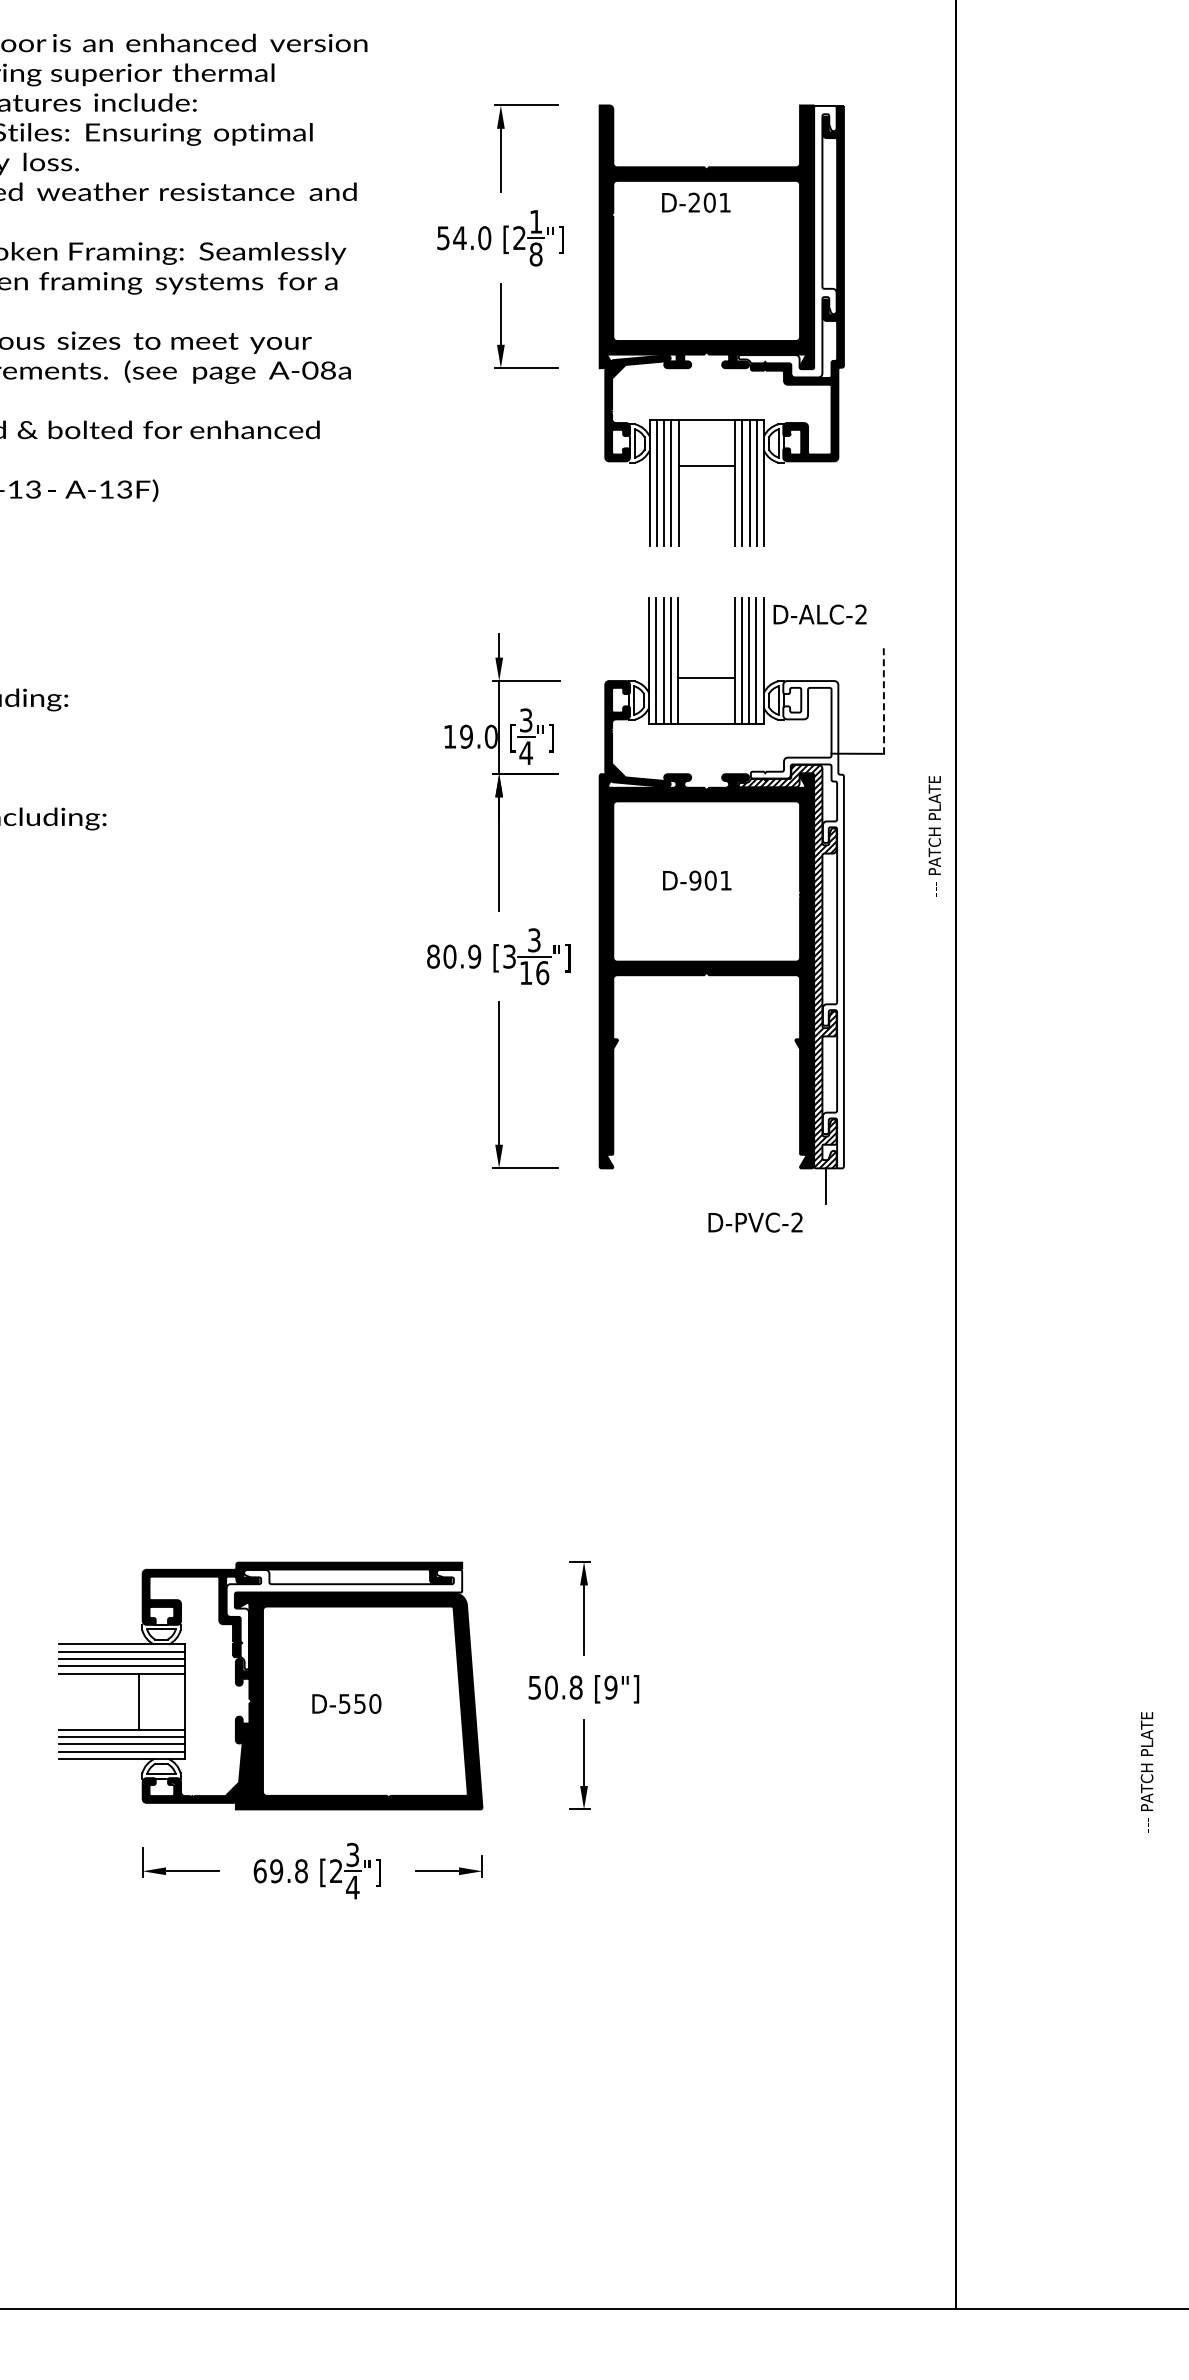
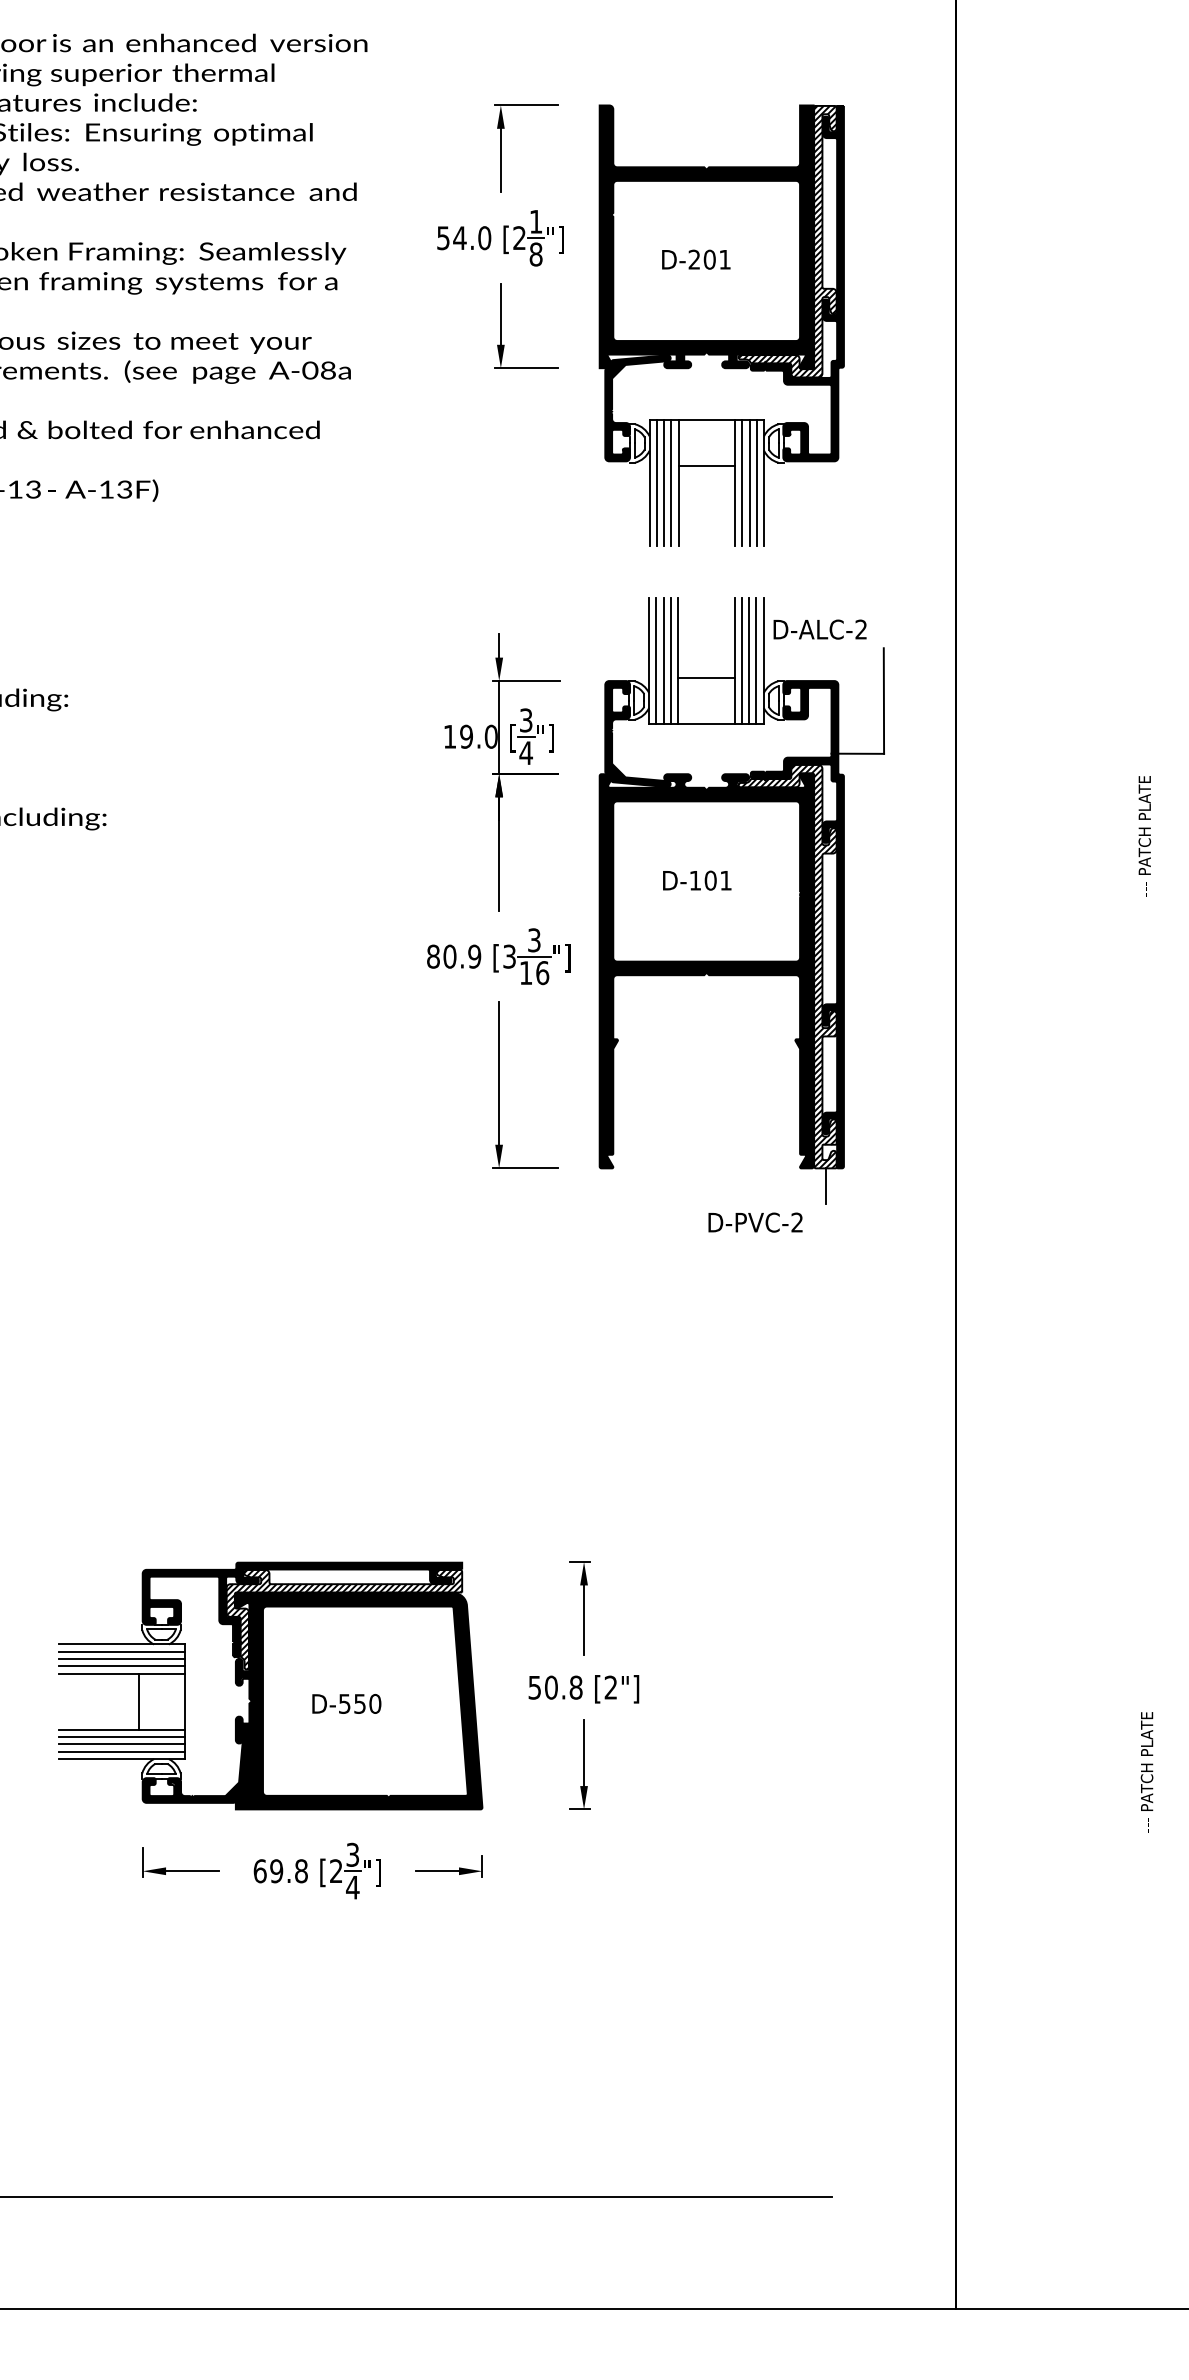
text position: (696, 202) -> (696, 259) (696, 259)
hatch: none -> present (787, 241)
text position: (819, 614) -> (819, 629) (819, 629)
line: dashed -> solid (883, 701)
text position: (934, 836) -> (1144, 836) (1144, 836)
text: D-901 -> D-101 (695, 880)
fill: none -> present (796, 924)
hatch: none -> present (344, 1619)
text: [9"] -> [2"] (610, 1687)
line: none -> present (416, 2197)
